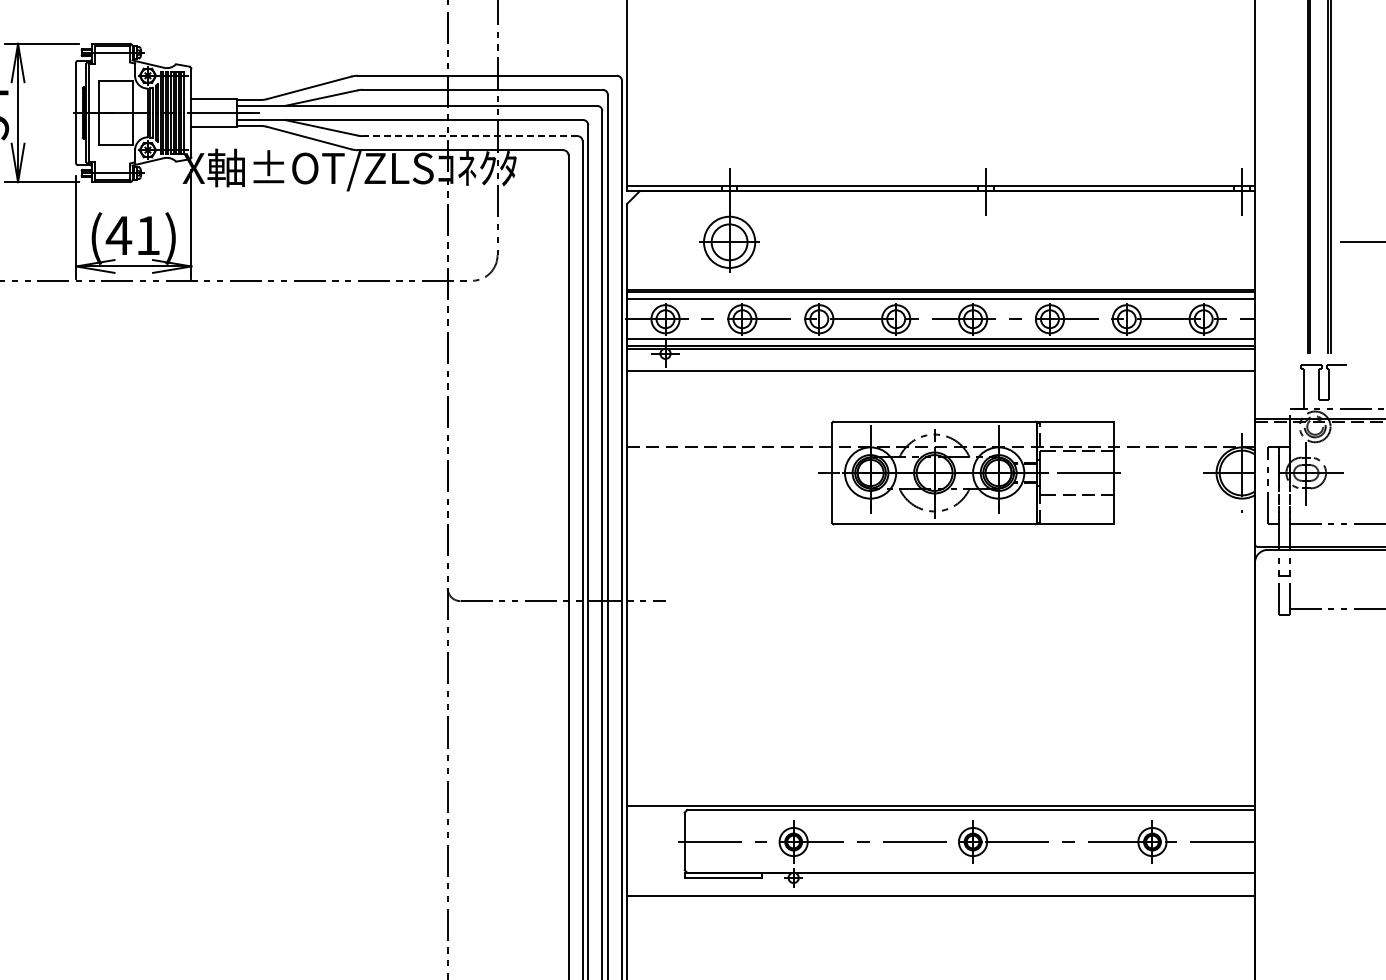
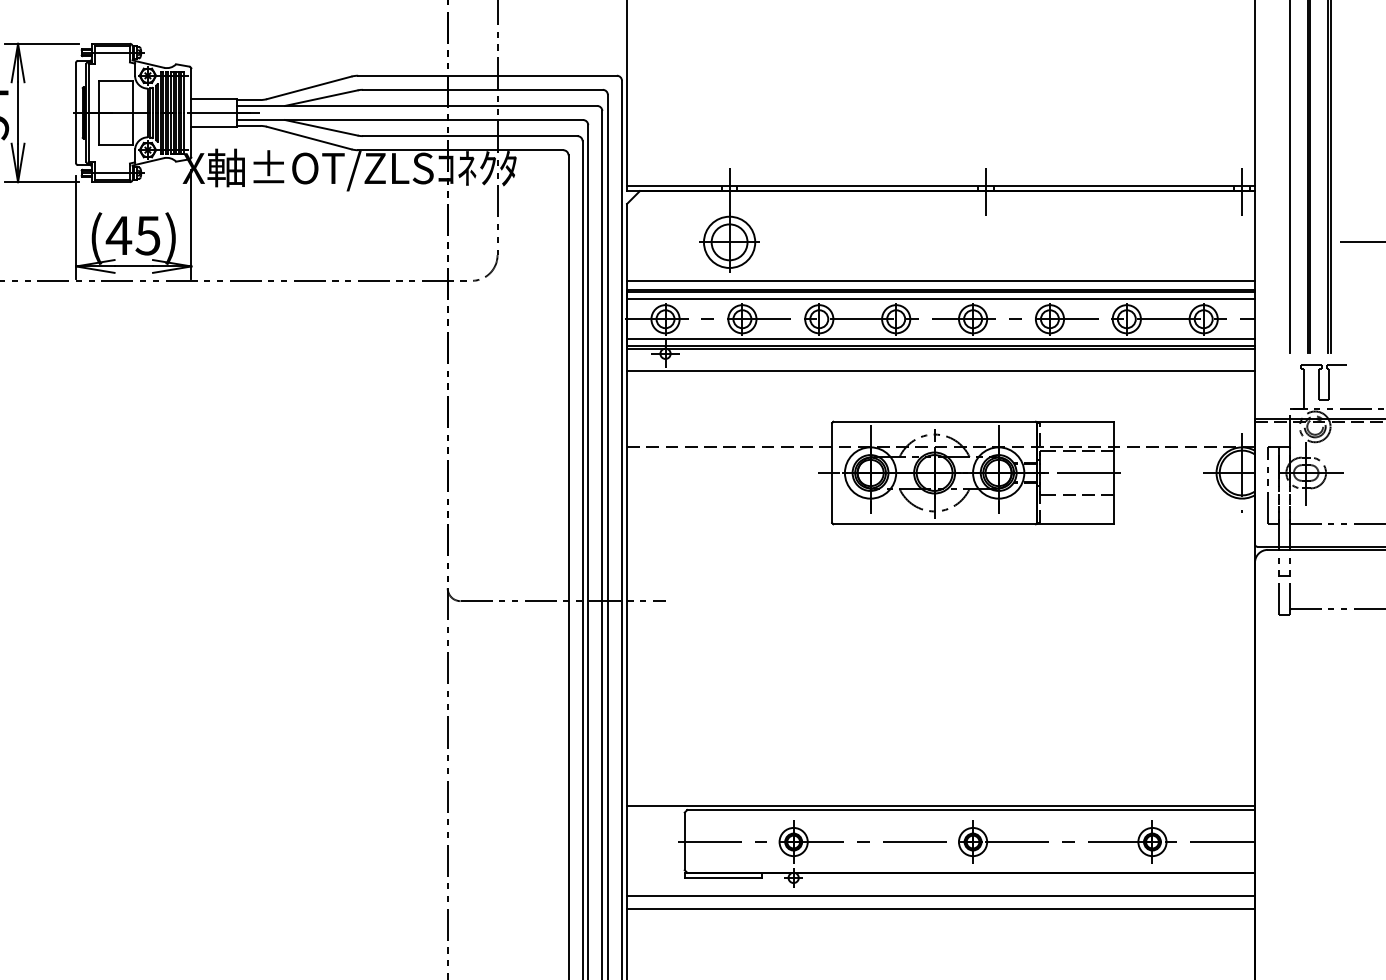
line: dashed -> solid (469, 136)
line: none -> present (1289, 177)
text: (41) -> (45) (147, 235)
line: none -> present (940, 280)
line: none -> present (940, 908)
